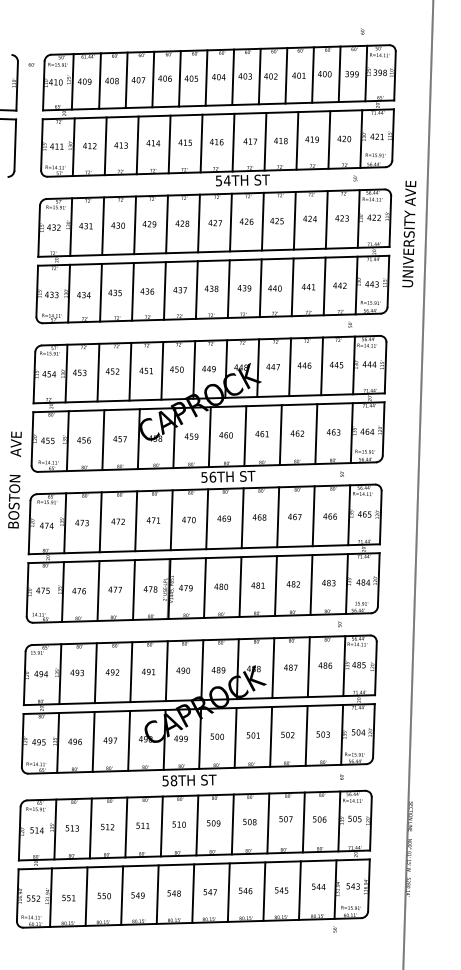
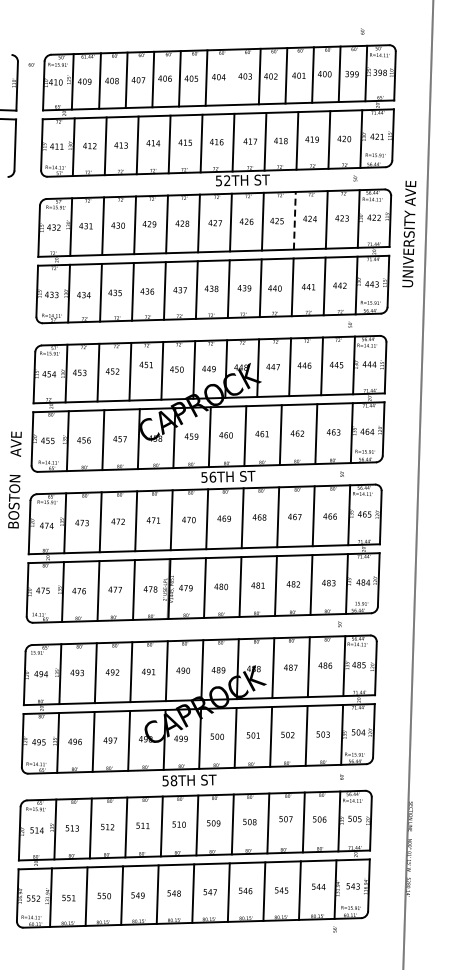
line: present -> none (233, 77)
text: 54TH -> 52TH (226, 180)
line: solid -> dashed (294, 220)
text position: (145, 370) -> (145, 364) (145, 364)
